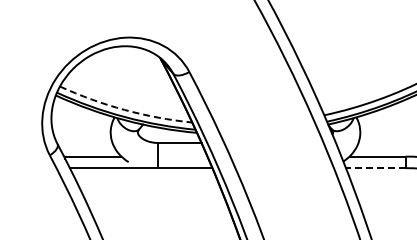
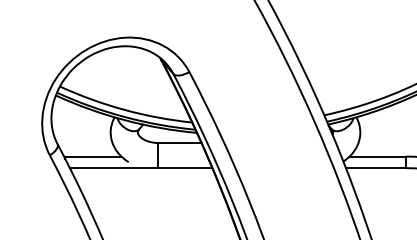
arc: dashed -> solid (124, 109)
line: dashed -> solid (375, 168)
